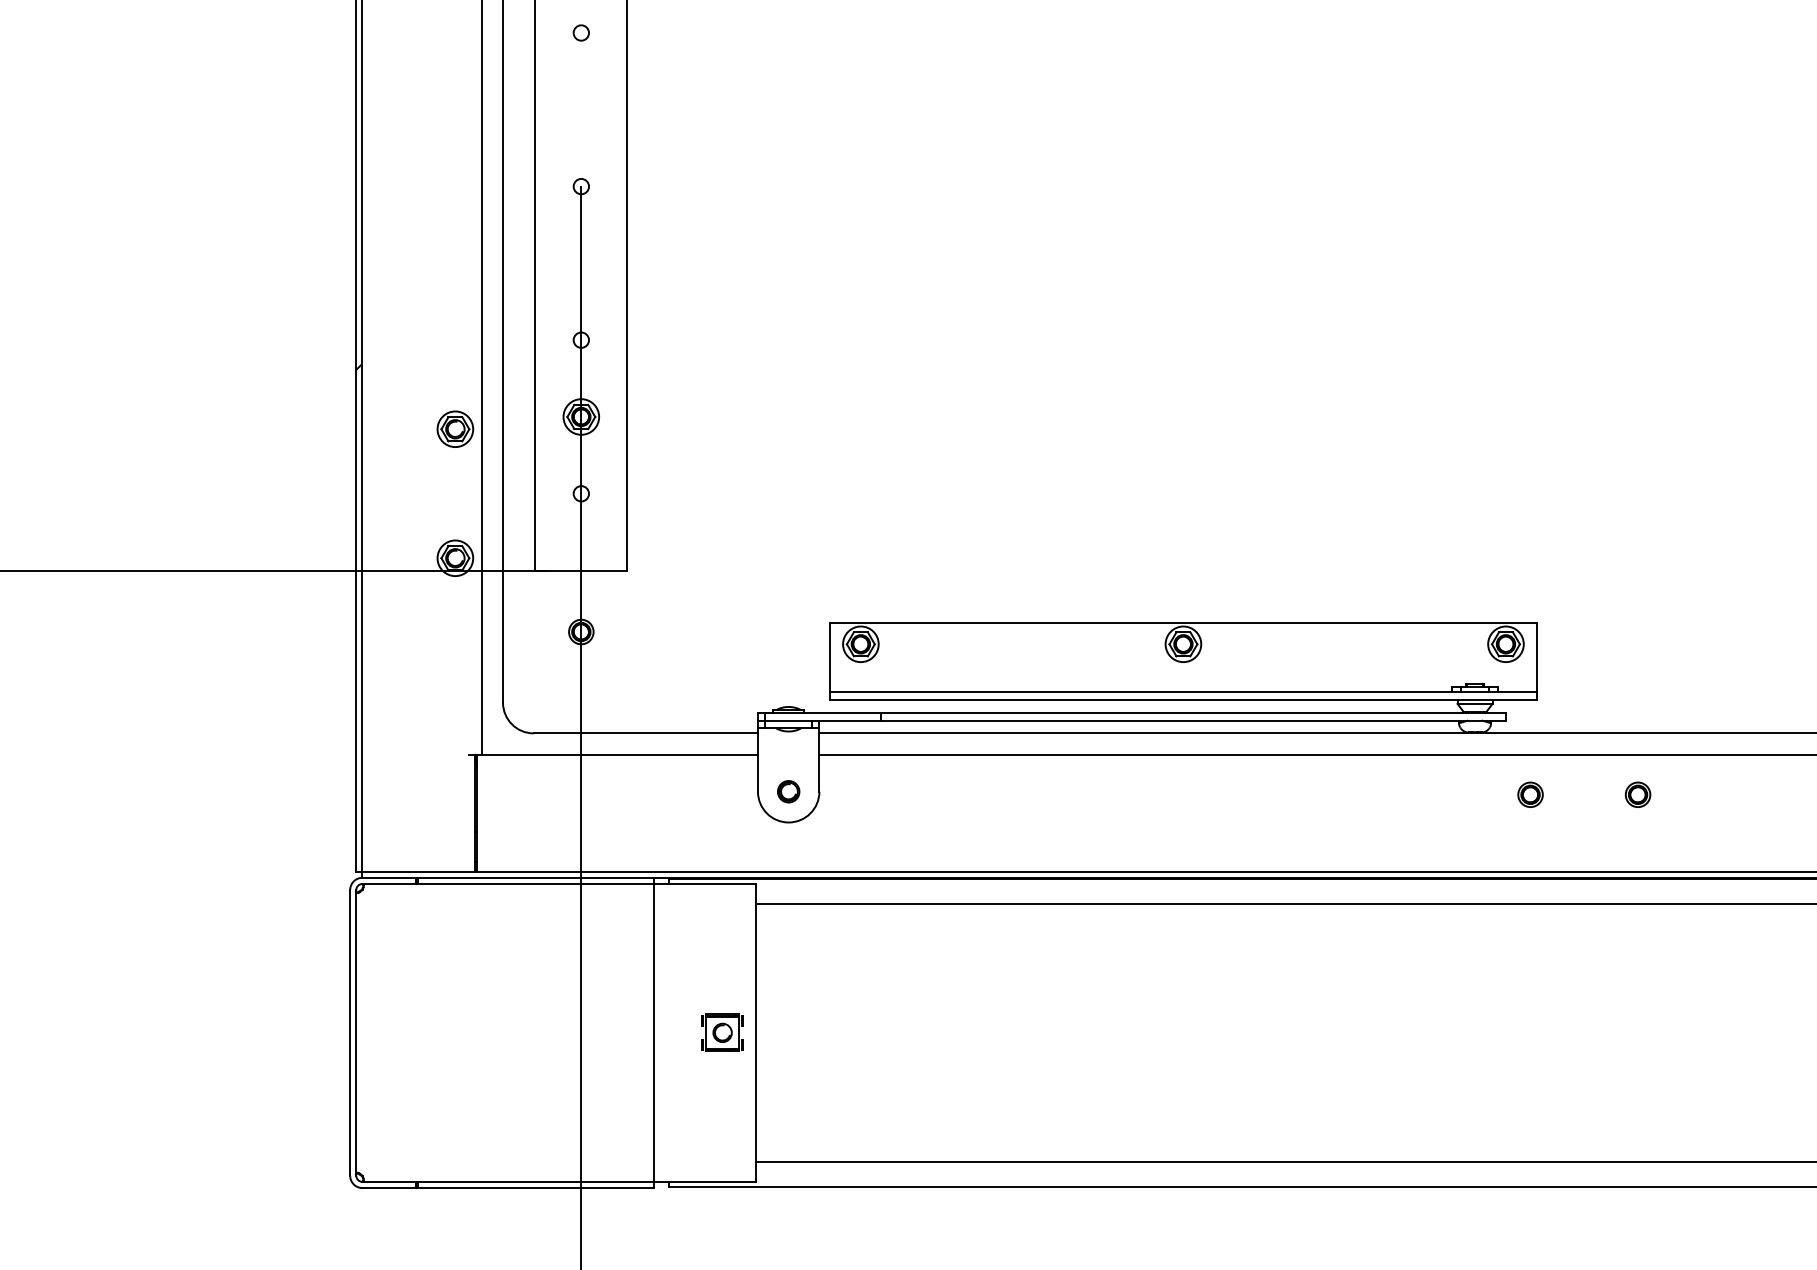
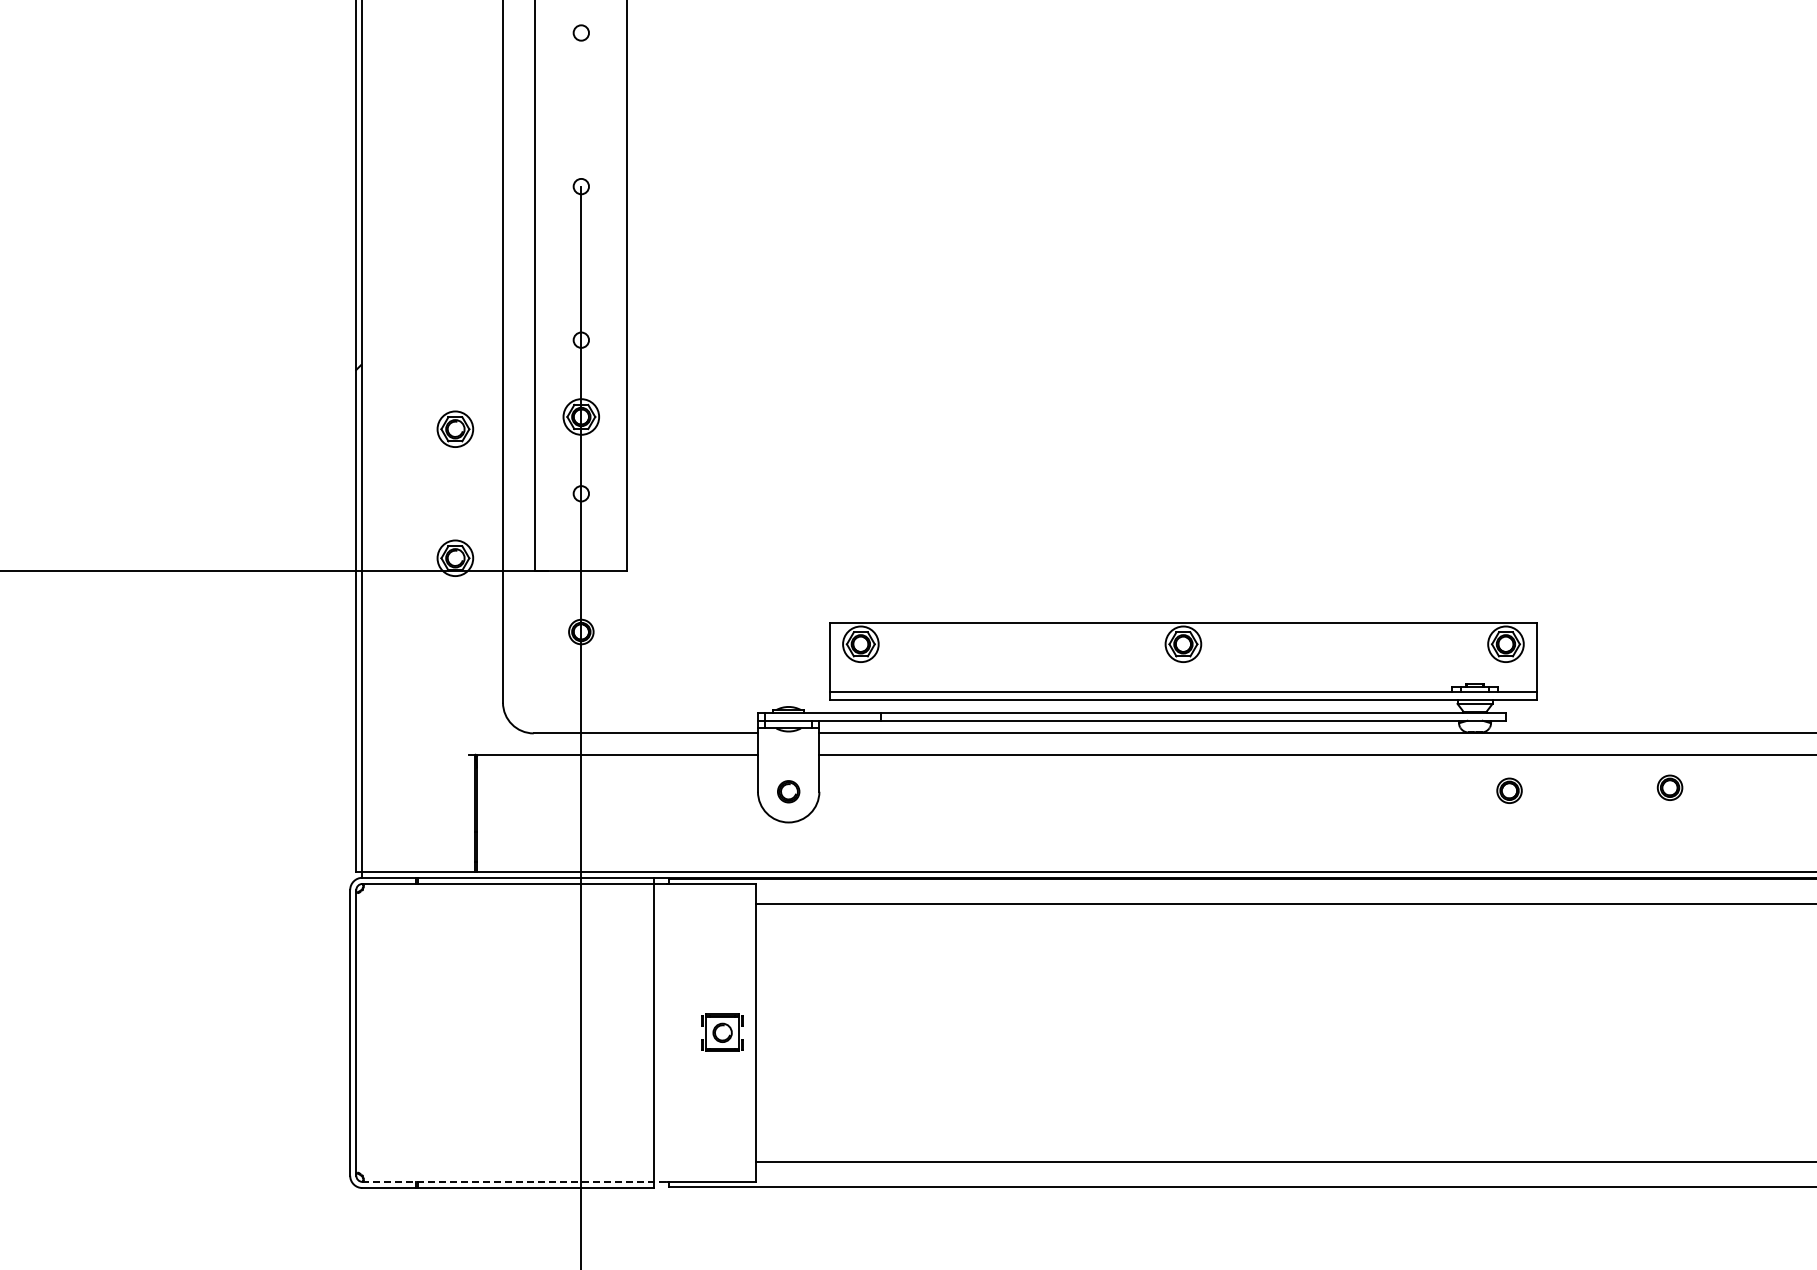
line: present -> none (481, 378)
part position: (1530, 794) -> (1509, 790) (1509, 790)
part position: (1637, 794) -> (1669, 787) (1669, 787)
line: solid -> dashed (515, 1181)
